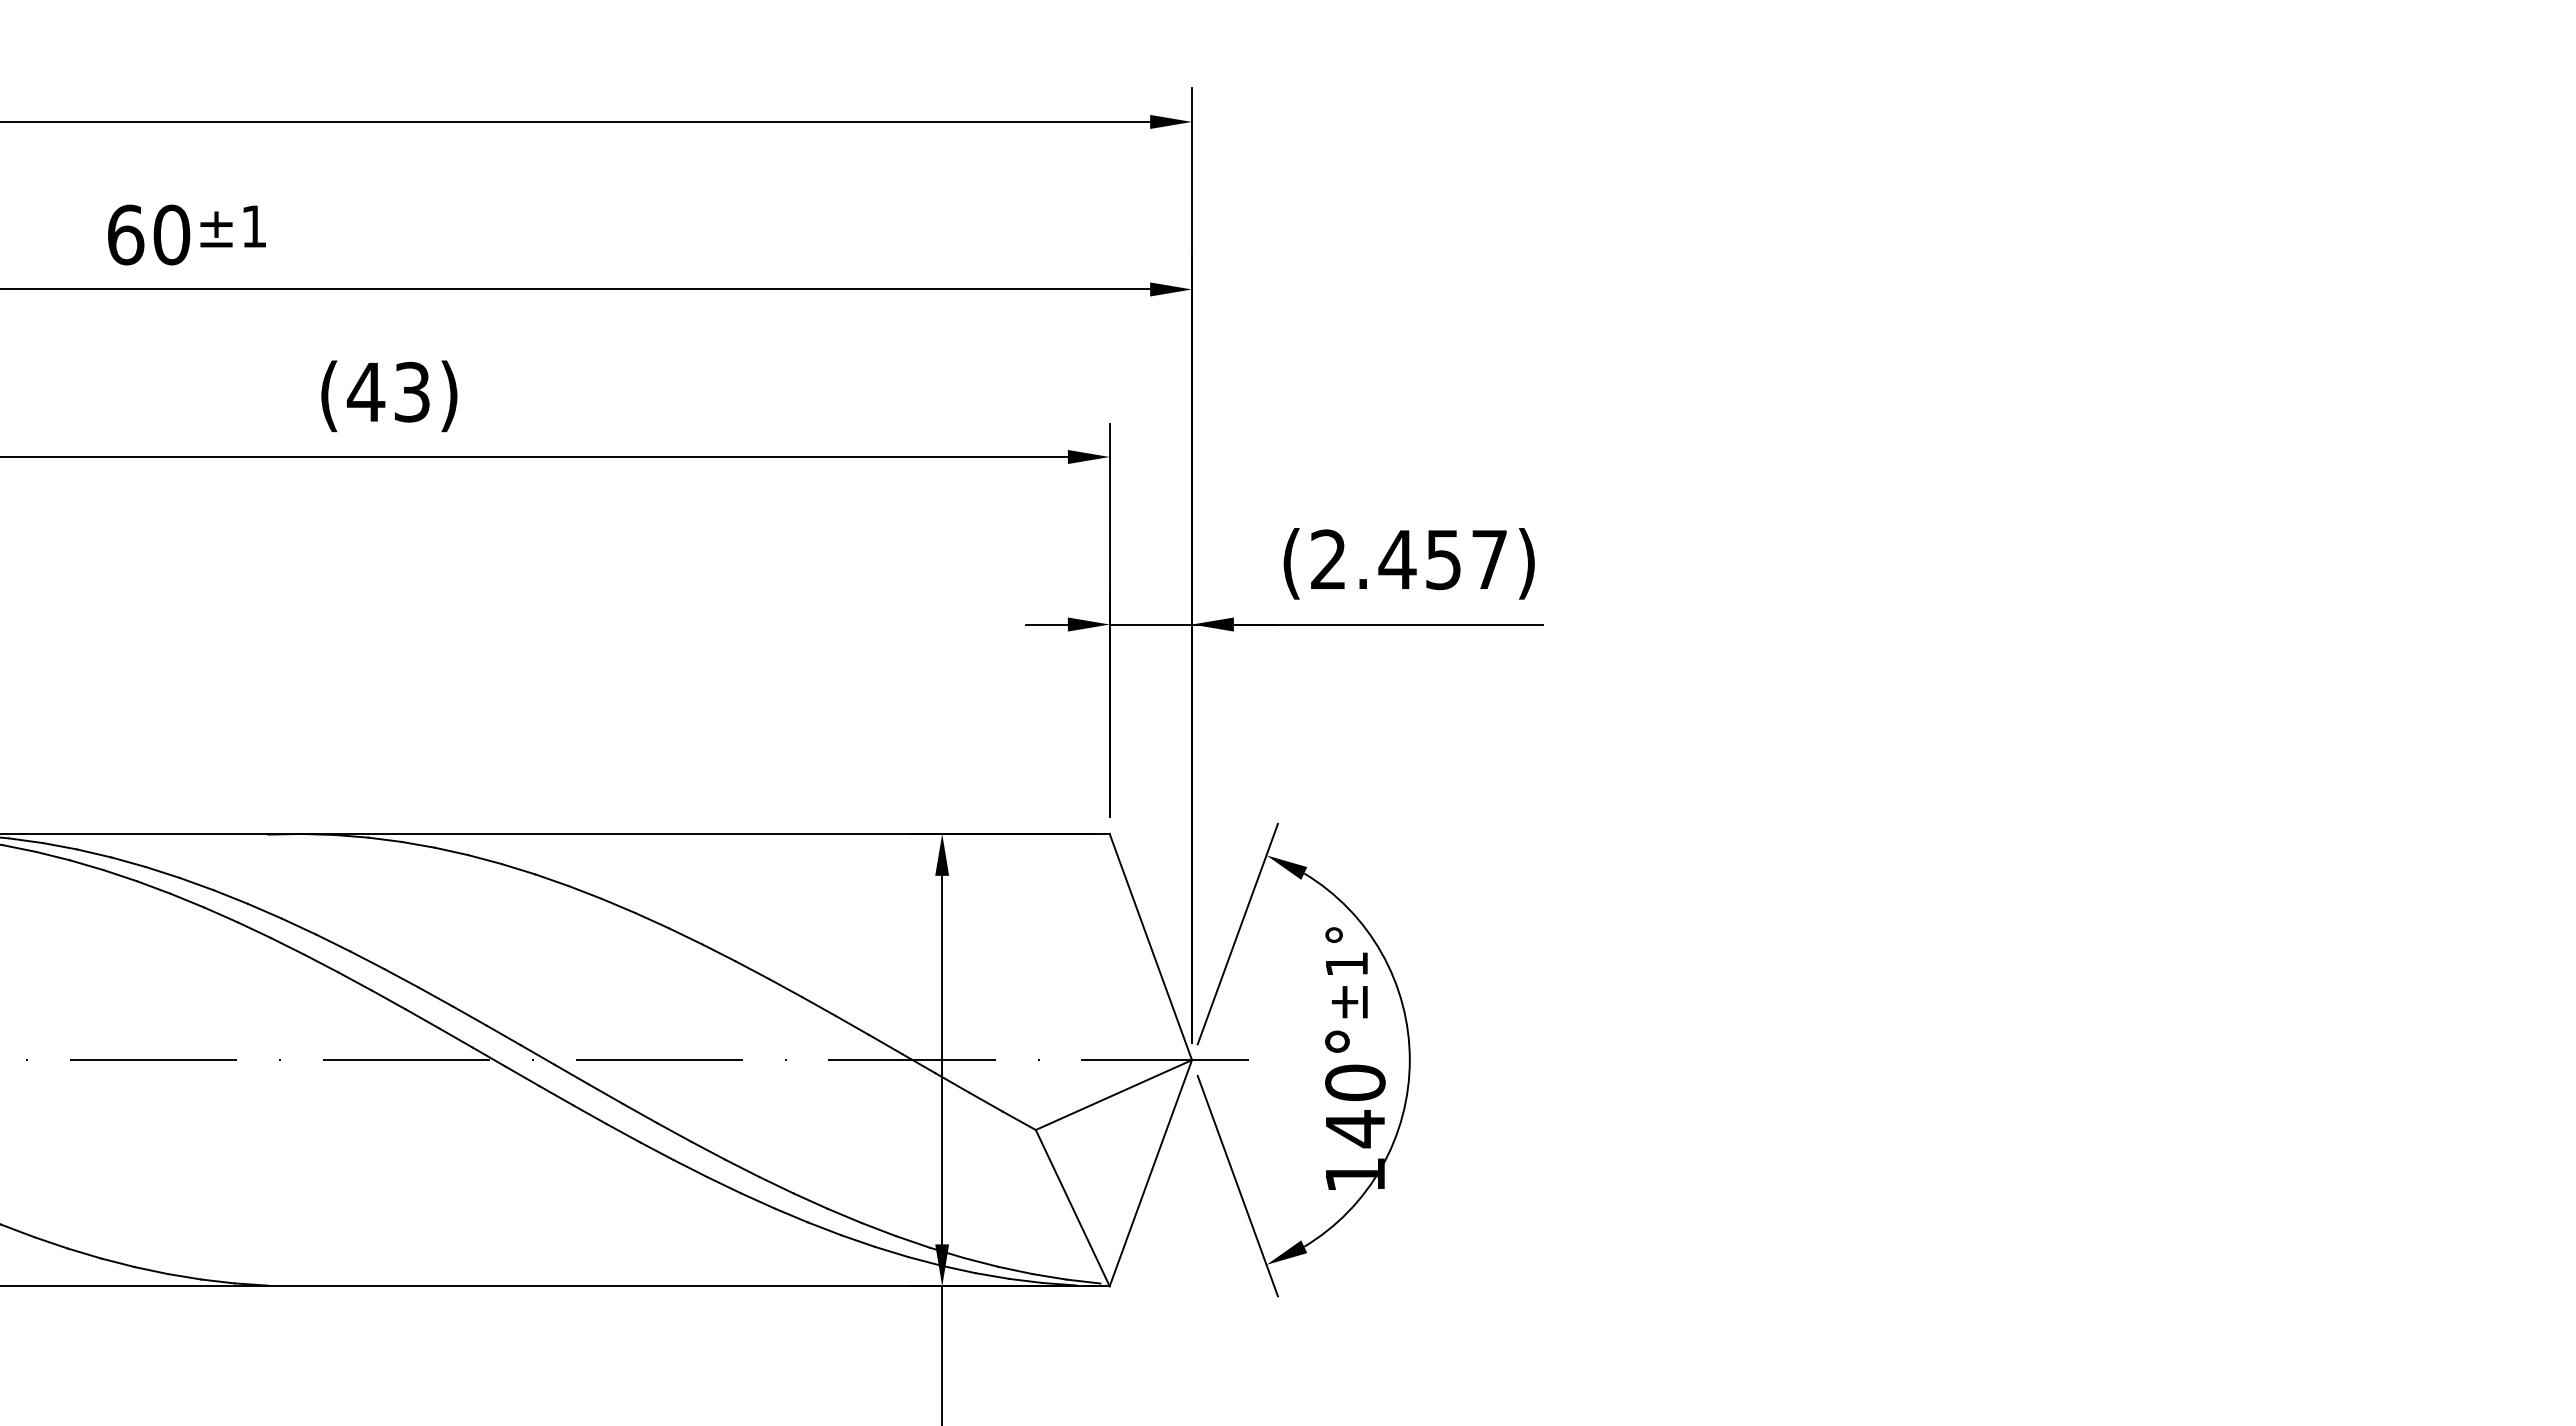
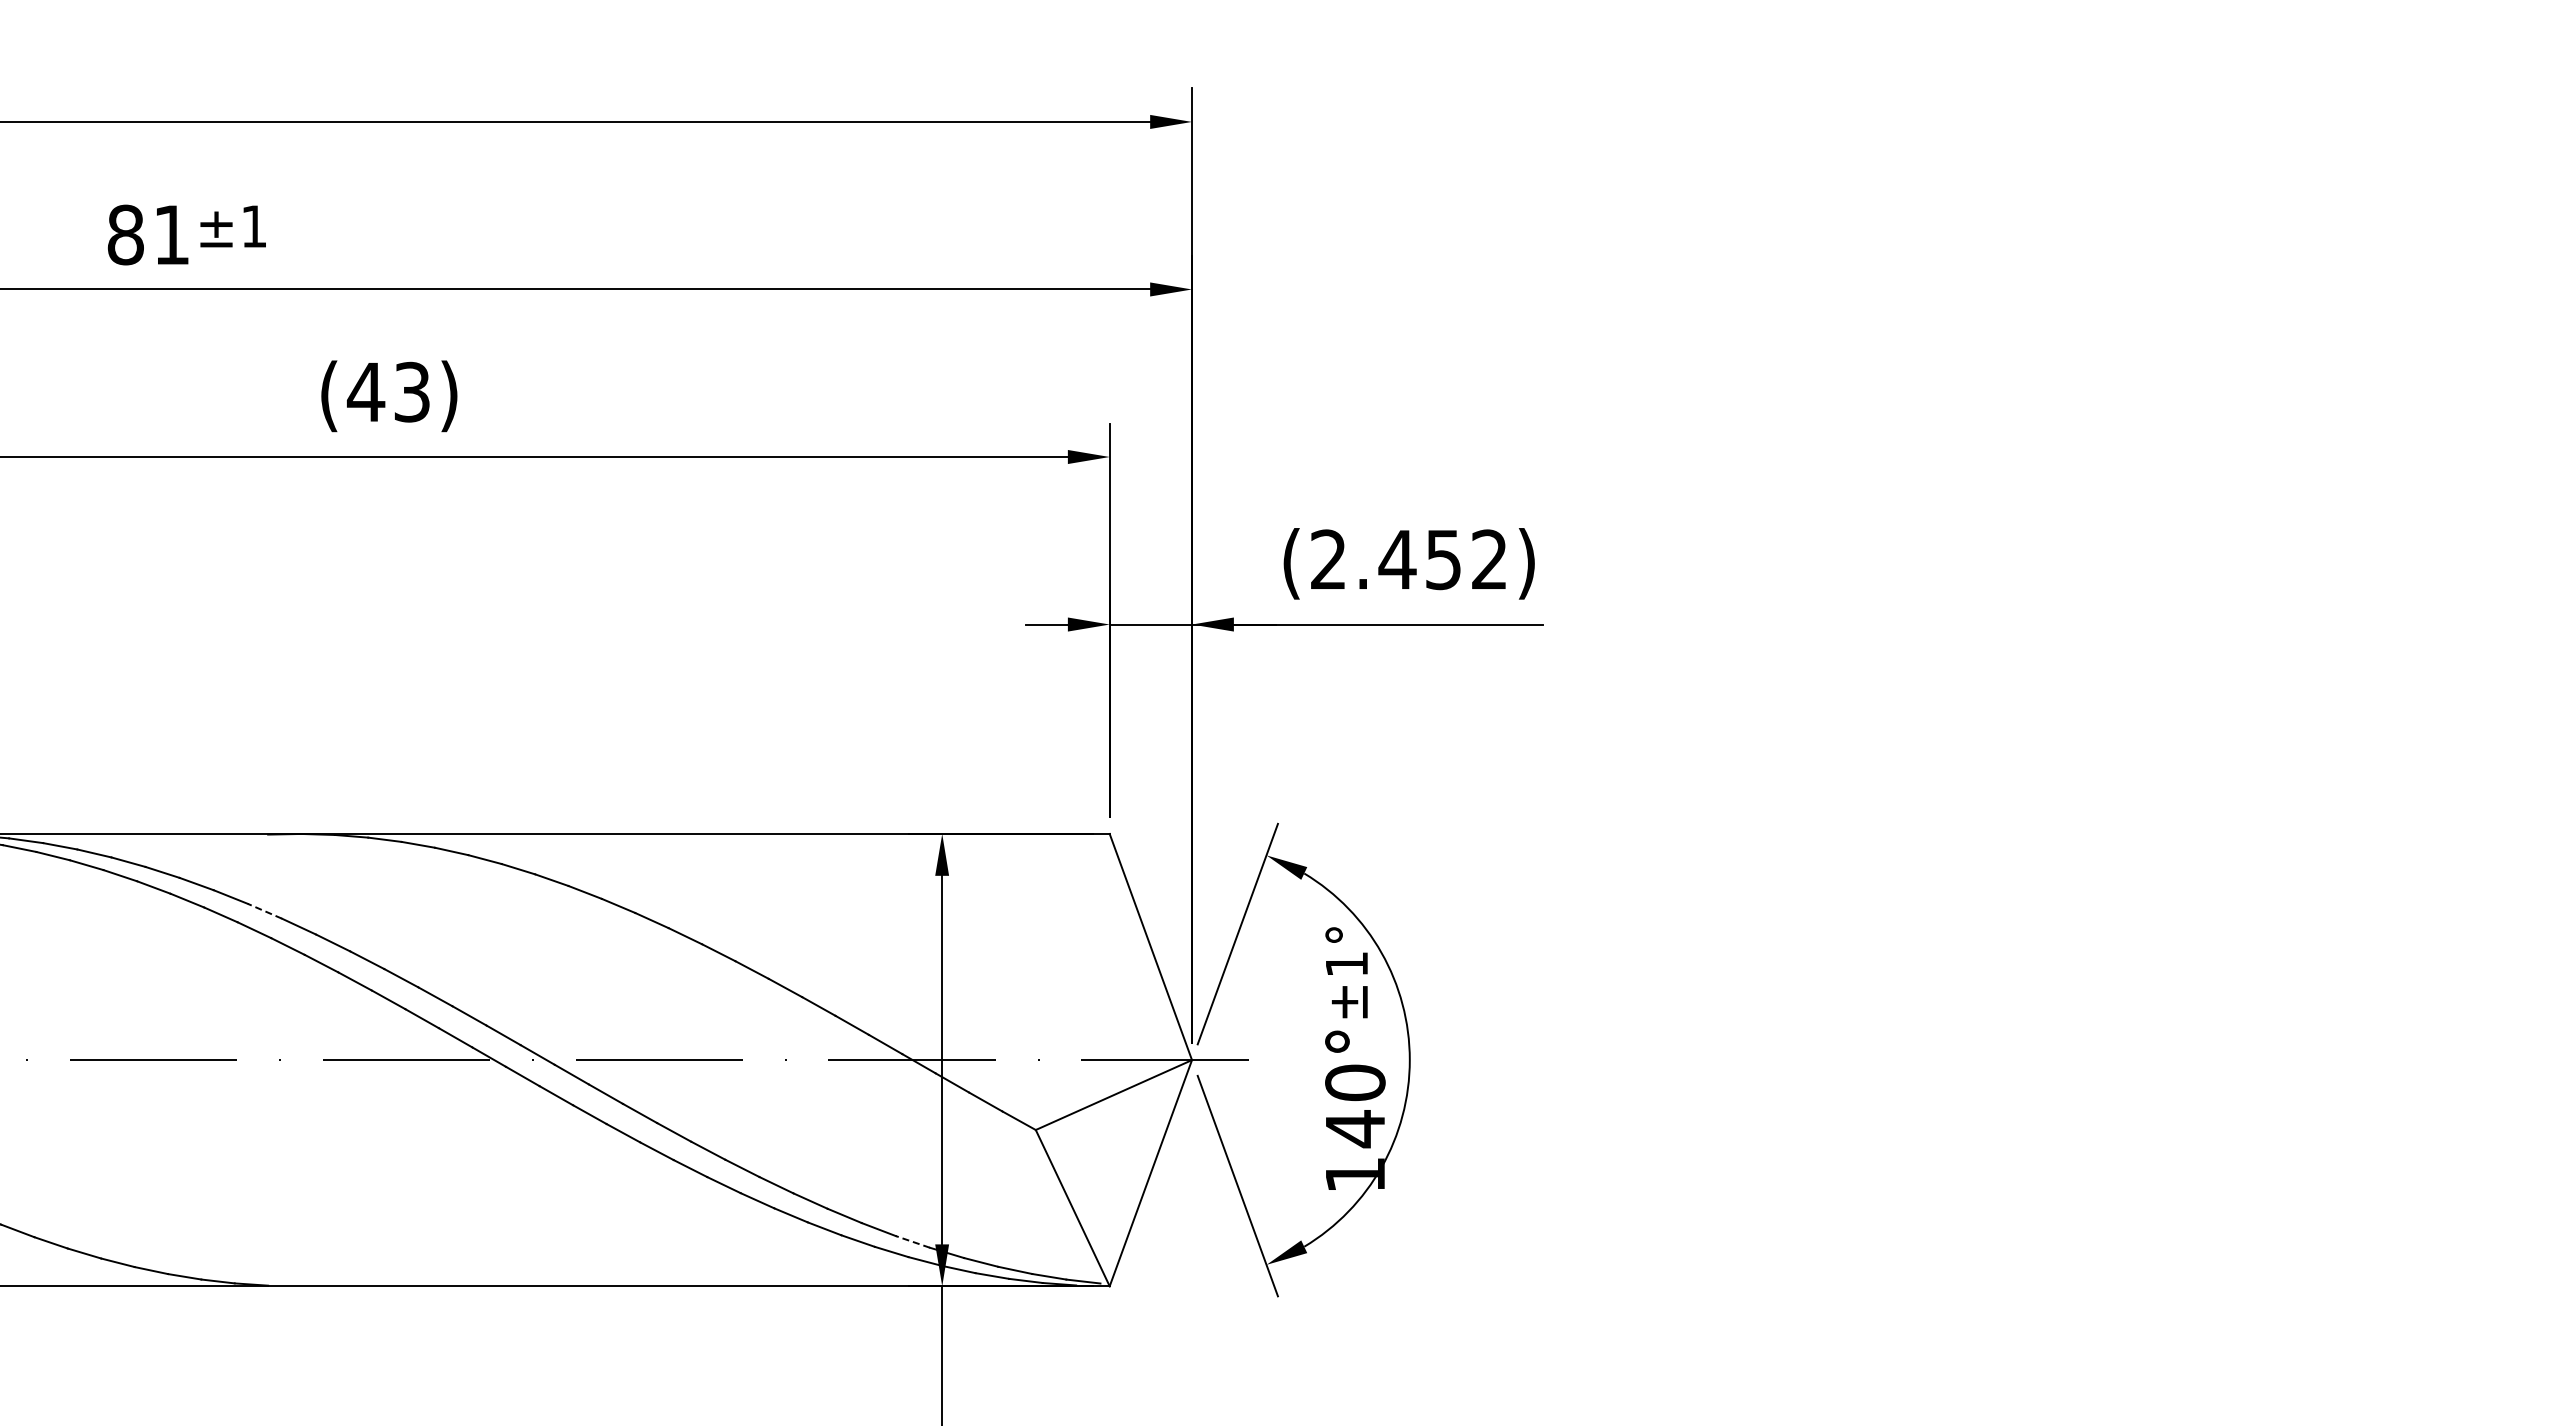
text: 60 -> 81 (148, 234)
text: (2.457) -> (2.452) (1489, 558)
line: solid -> dashed (264, 911)
line: solid -> dashed (912, 1241)
